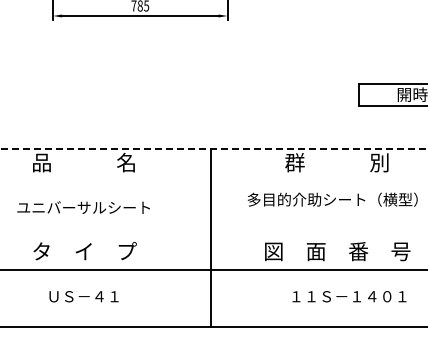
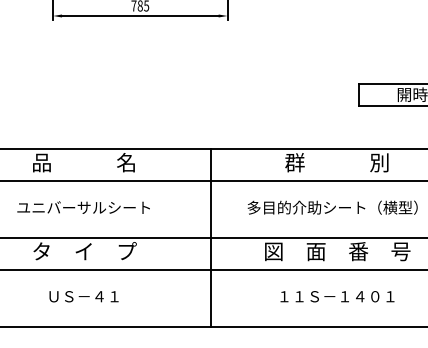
line: dashed -> solid (214, 149)
line: none -> present (213, 180)
text position: (332, 199) -> (332, 207) (332, 207)
line: none -> present (213, 238)
text position: (349, 296) -> (337, 296) (337, 296)
